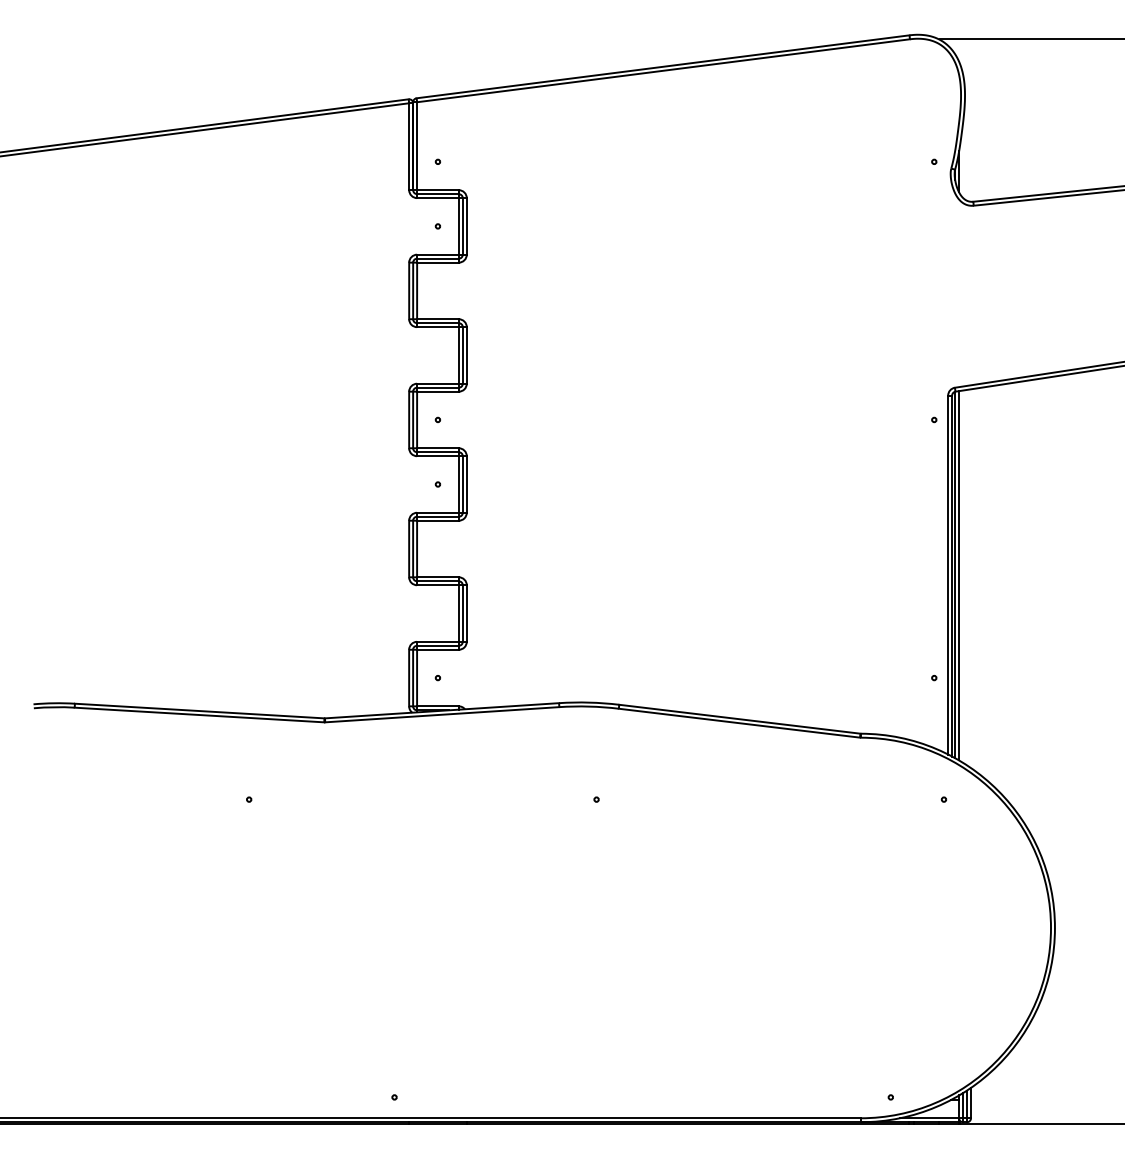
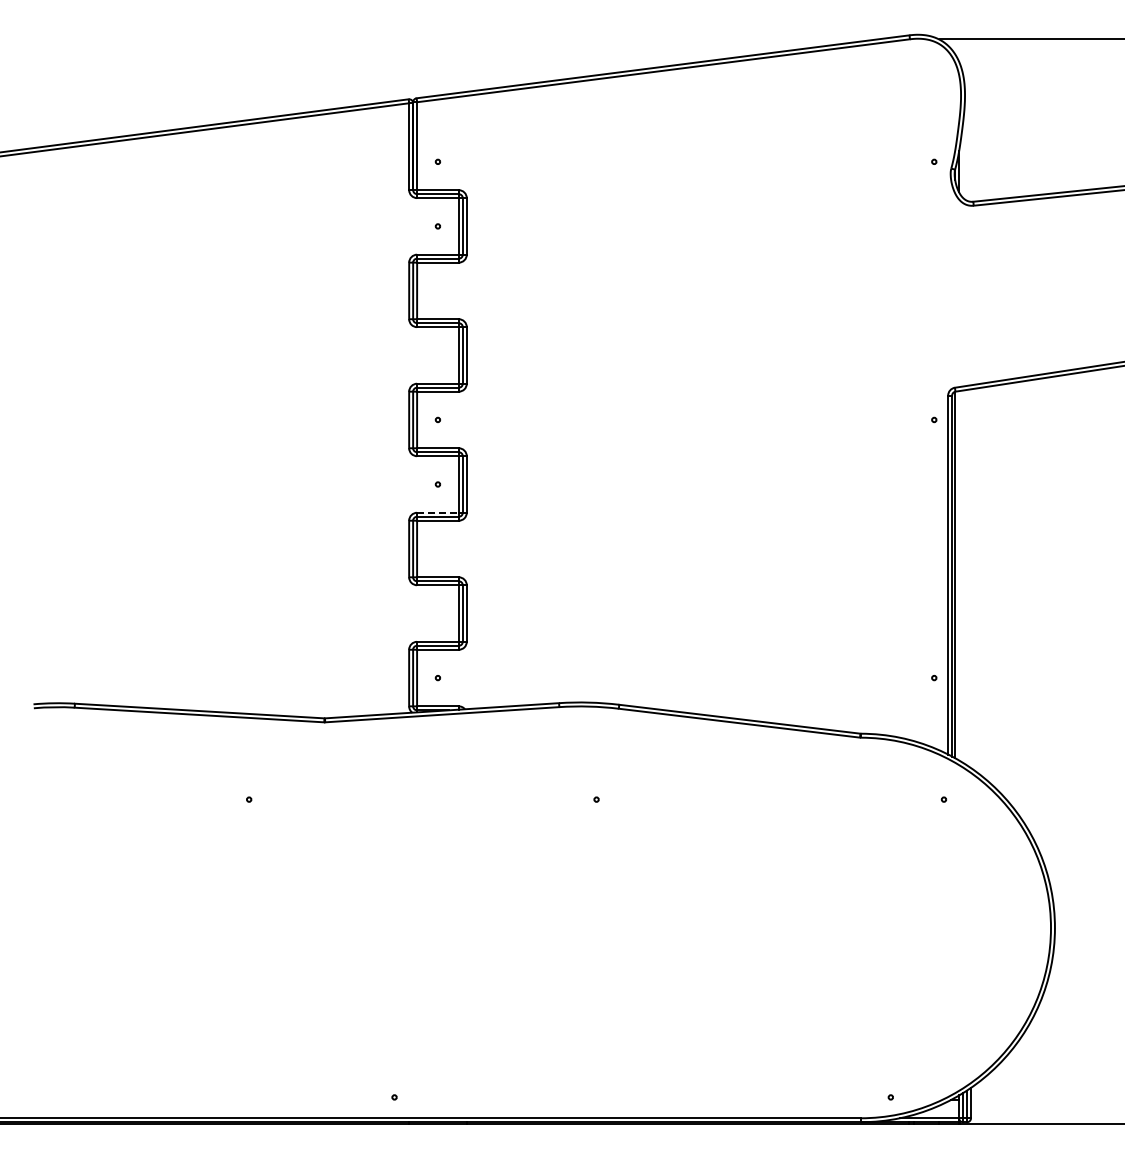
line: solid -> dashed (437, 512)
line: present -> none (959, 575)
